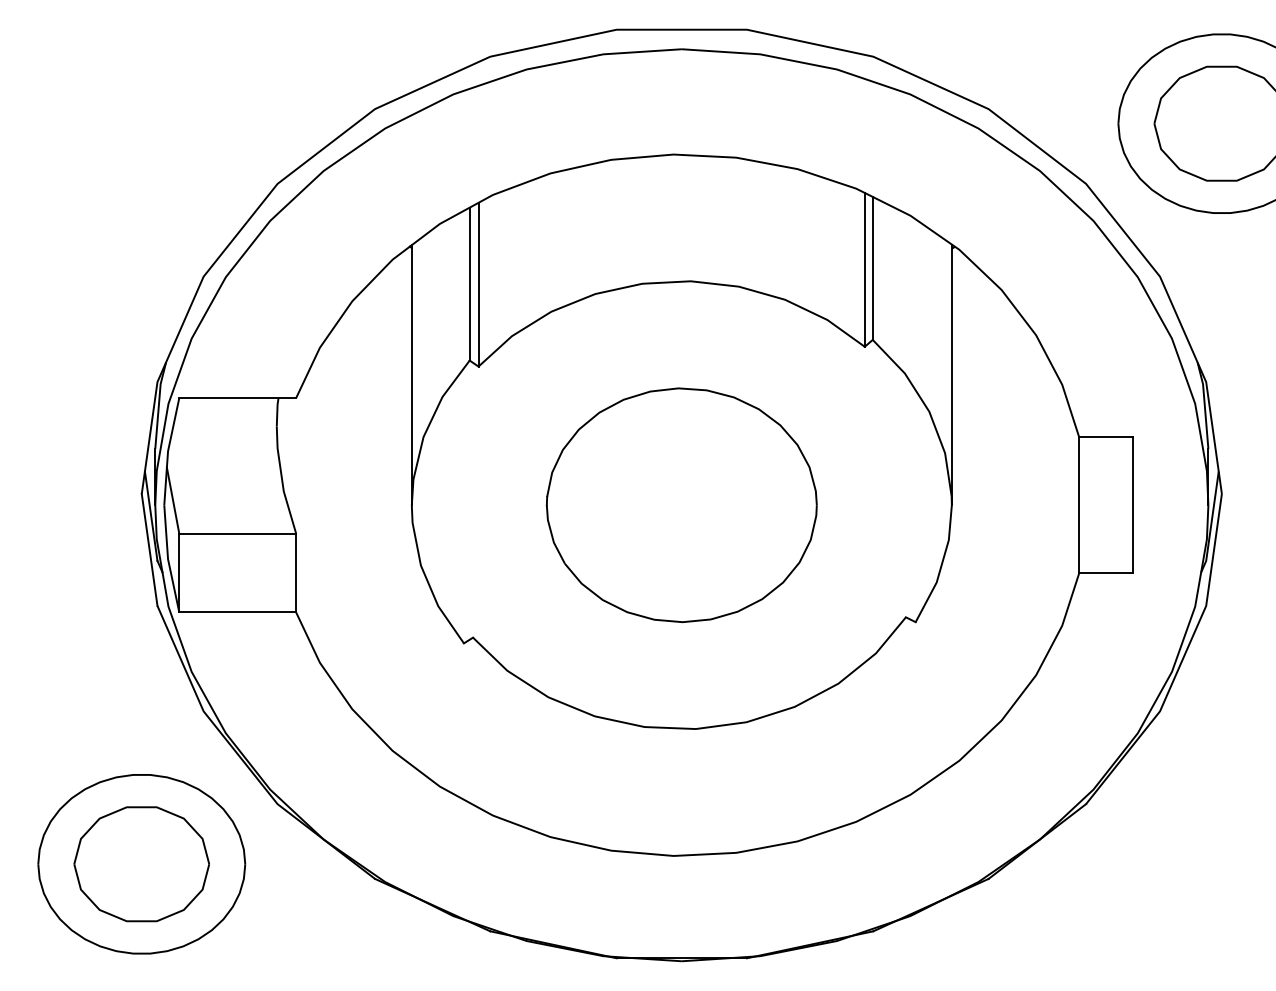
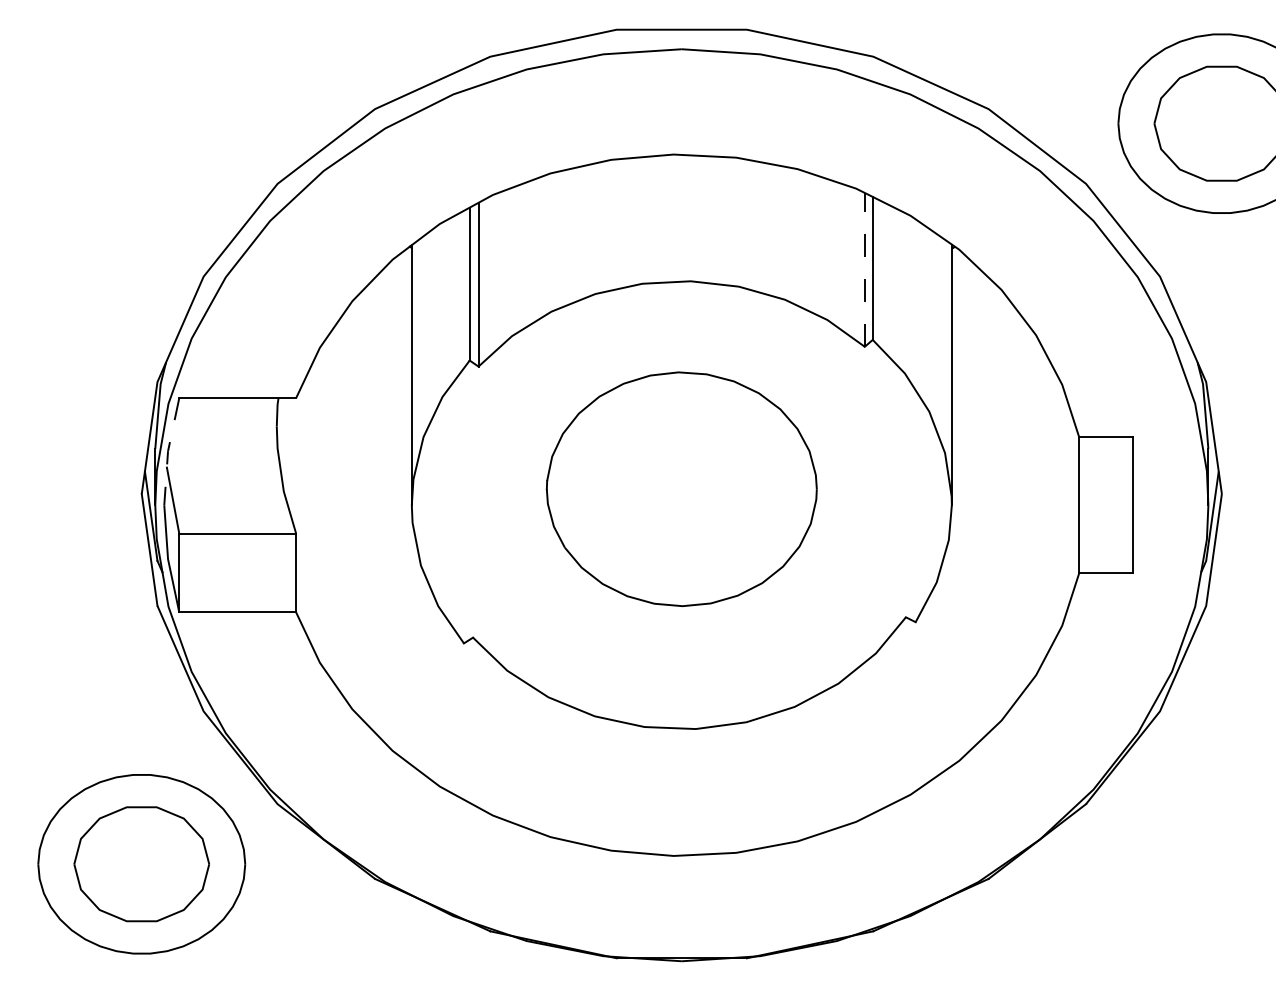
line: solid -> dashed (864, 269)
line: solid -> dashed (168, 451)
part position: (681, 505) -> (681, 489) (681, 489)
